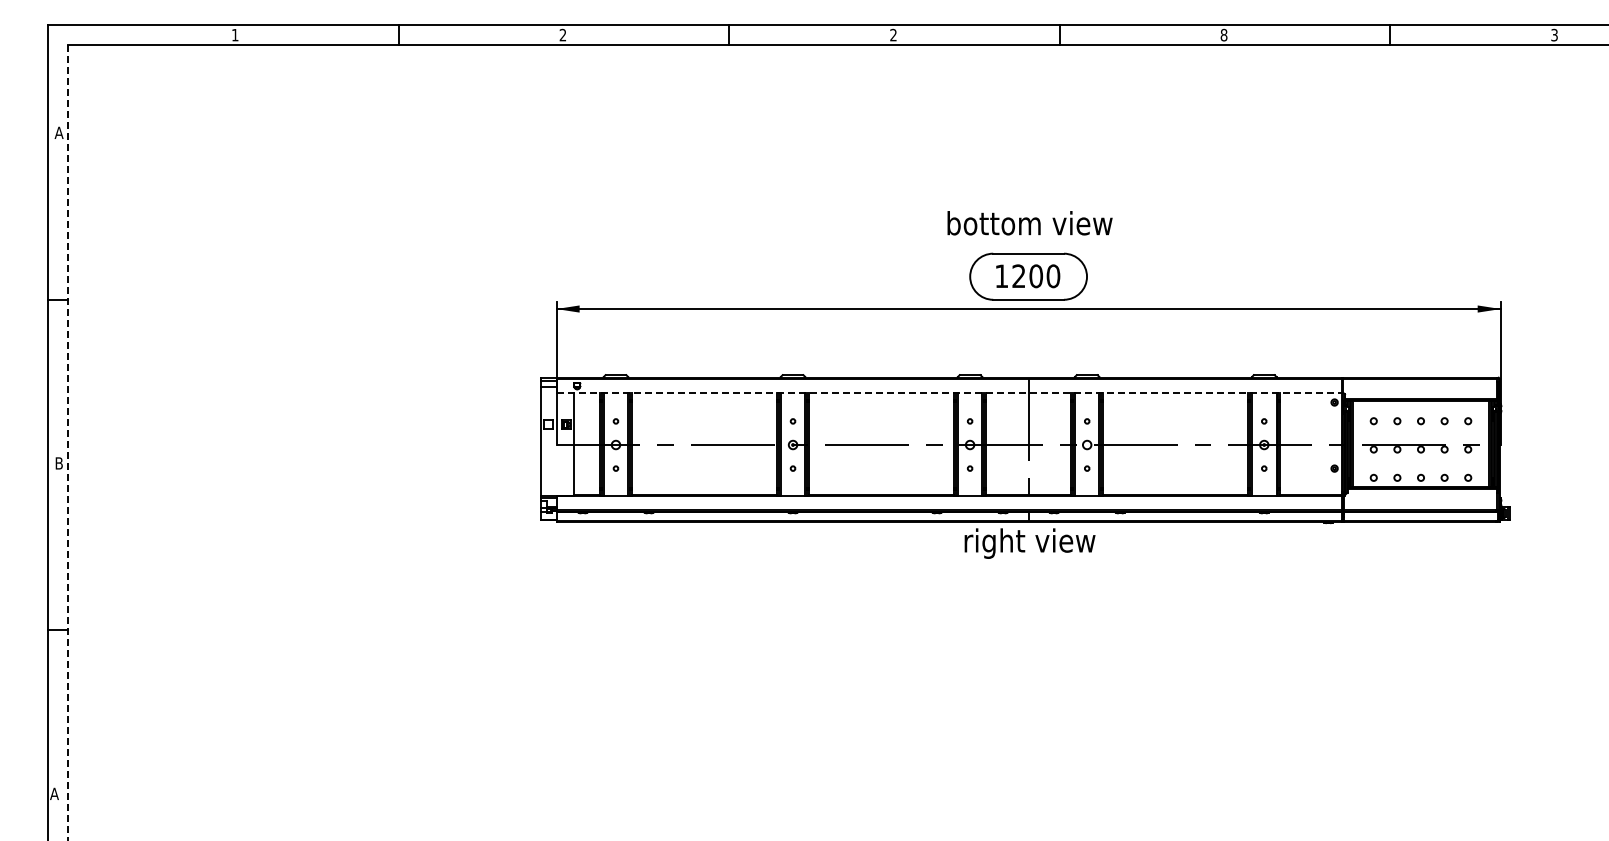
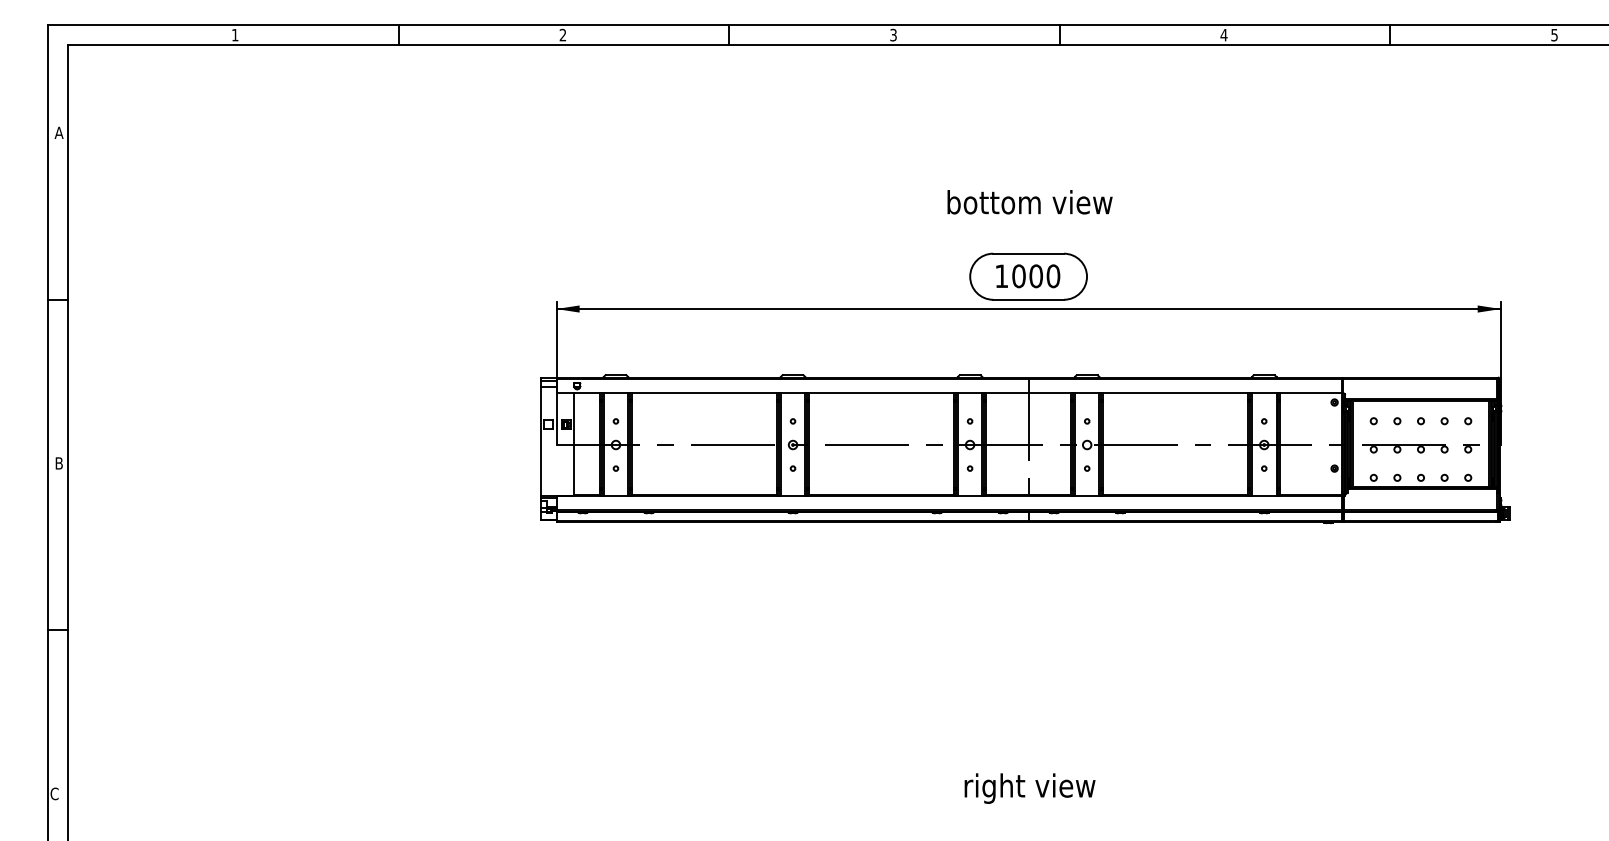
text: 8 -> 4 (1223, 34)
text: 3 -> 5 (1554, 34)
text: 2 -> 3 (893, 35)
text position: (1029, 223) -> (1029, 202) (1029, 202)
text: 1200 -> 1000 (1018, 276)
line: dashed -> solid (950, 392)
line: dashed -> solid (68, 442)
text position: (1029, 543) -> (1029, 788) (1029, 788)
text: A -> C (54, 793)
